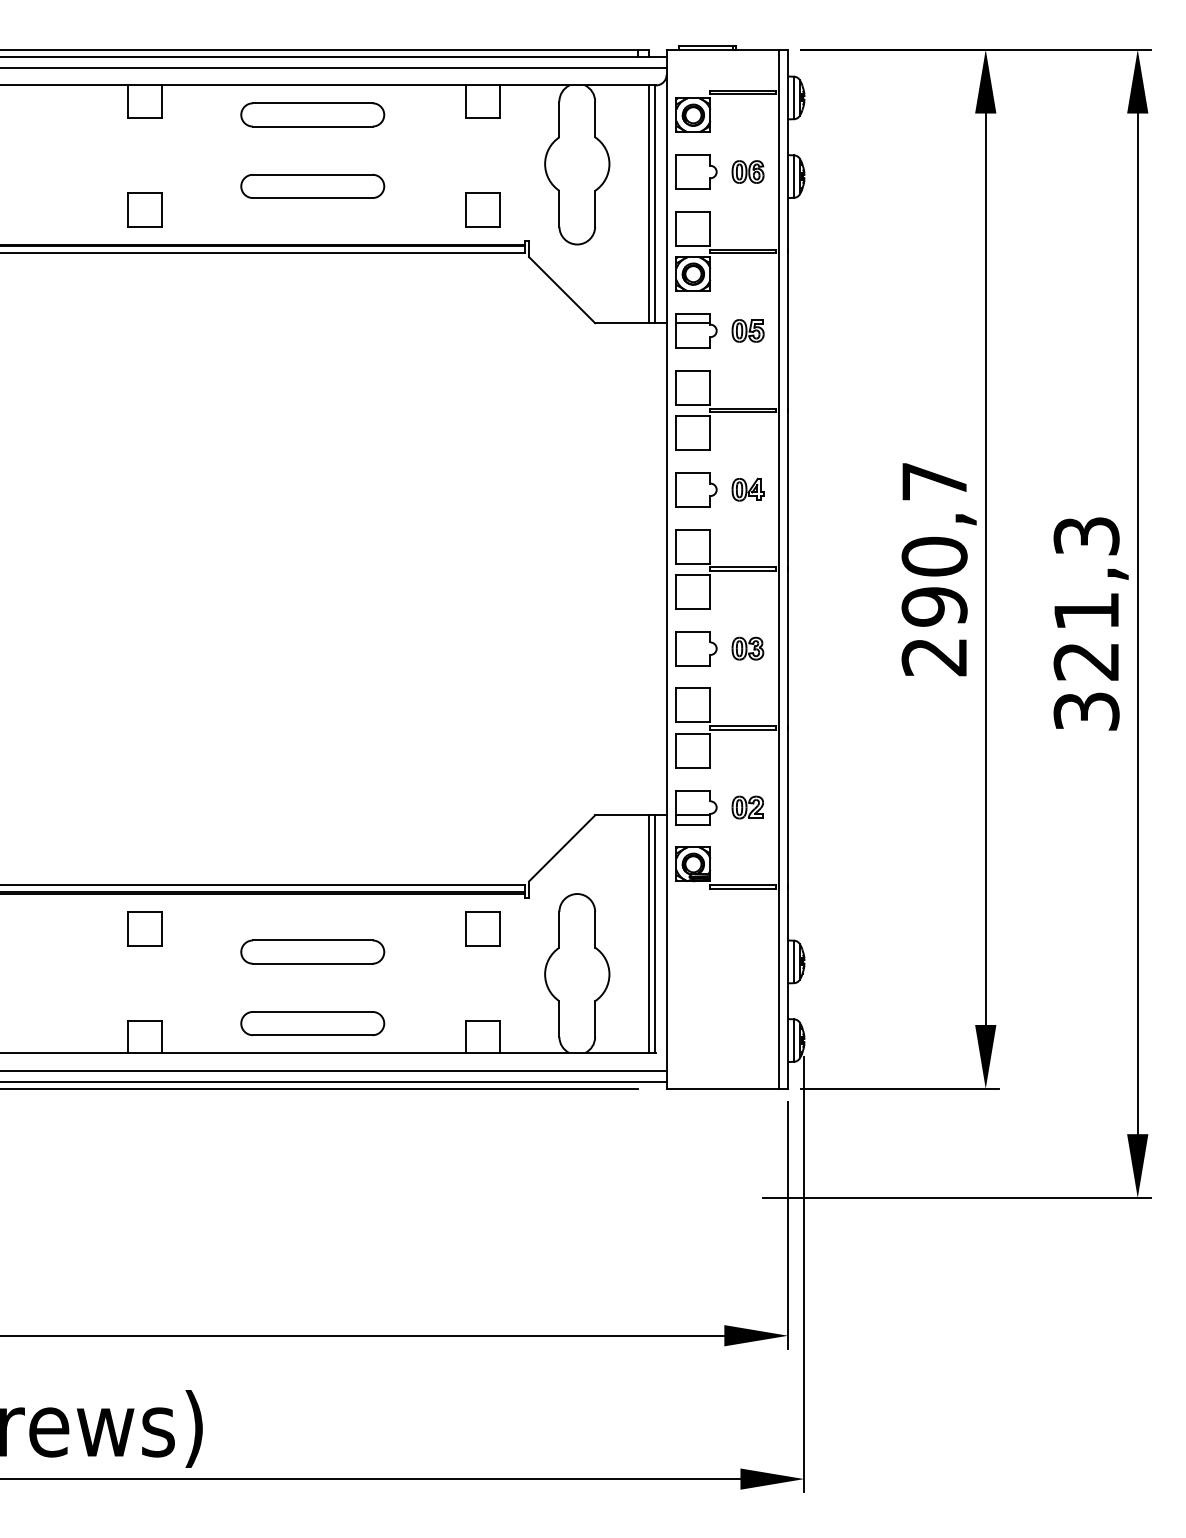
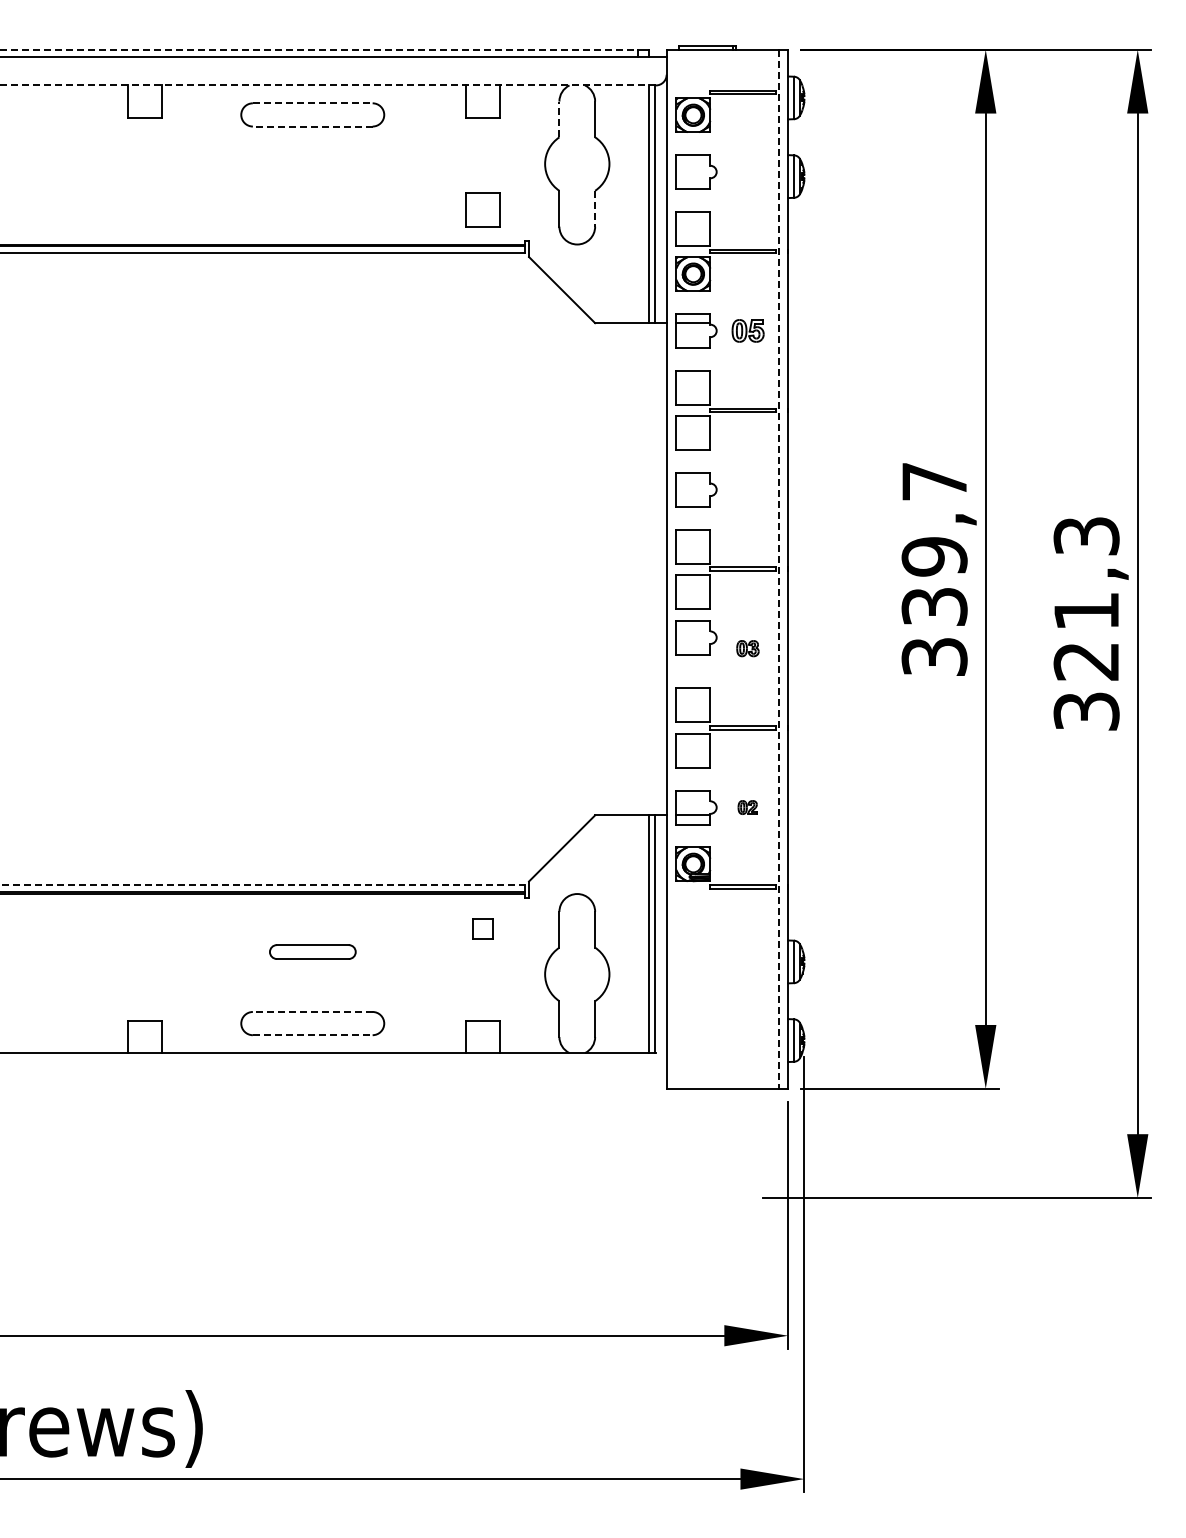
line: solid -> dashed (319, 49)
line: present -> none (334, 67)
line: solid -> dashed (328, 85)
line: solid -> dashed (312, 103)
line: solid -> dashed (559, 119)
line: solid -> dashed (312, 126)
part: present -> none (747, 171)
part: present -> none (312, 185)
line: solid -> dashed (595, 208)
part: present -> none (144, 209)
part: present -> none (747, 489)
line: solid -> dashed (779, 569)
text: 290,7 -> 339,7 (934, 606)
part position: (696, 648) -> (696, 637) (696, 637)
part size: 34x25 px -> 24x18 px (747, 648)
part size: 33x25 px -> 21x15 px (747, 807)
line: solid -> dashed (263, 885)
part: present -> none (144, 928)
part size: 36x36 px -> 22x22 px (482, 928)
part size: 146x26 px -> 88x16 px (312, 951)
line: solid -> dashed (312, 1011)
line: solid -> dashed (312, 1035)
line: present -> none (334, 1070)
line: present -> none (334, 1081)
line: present -> none (320, 1088)
